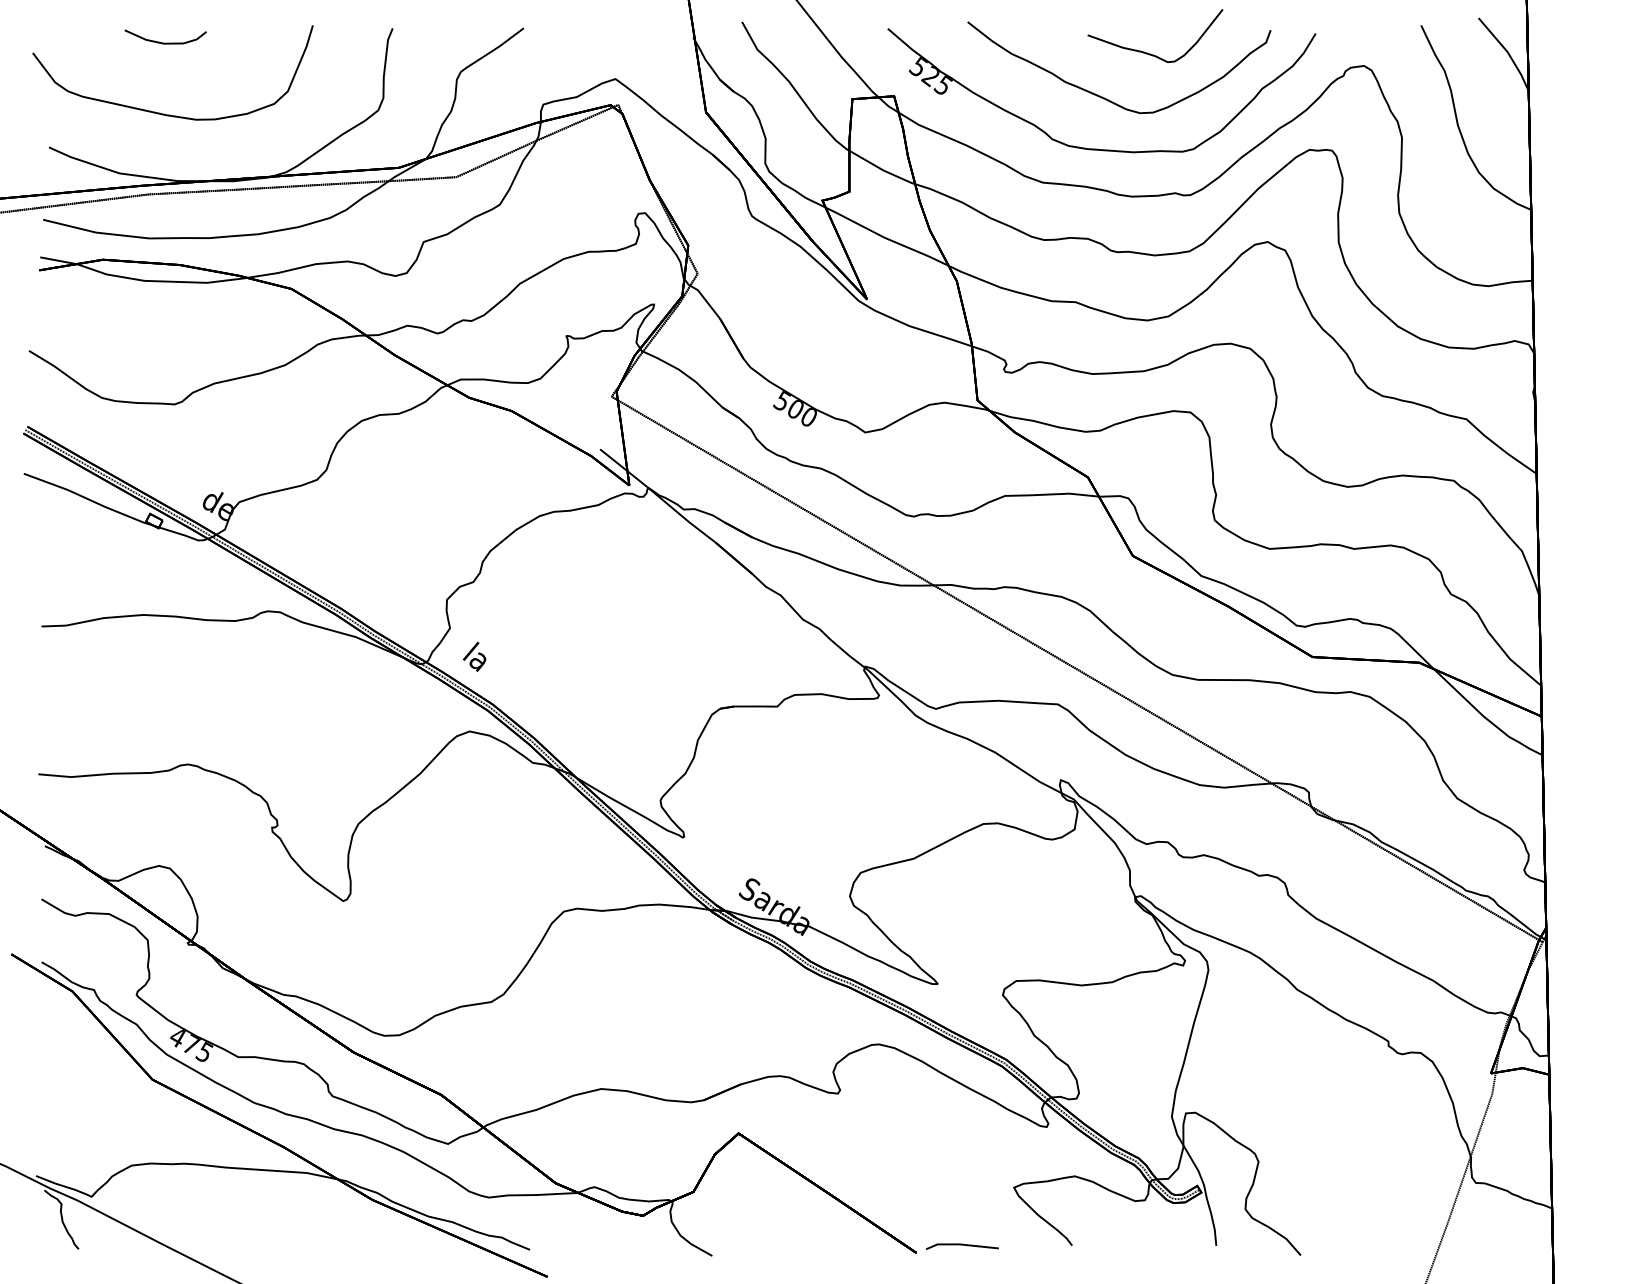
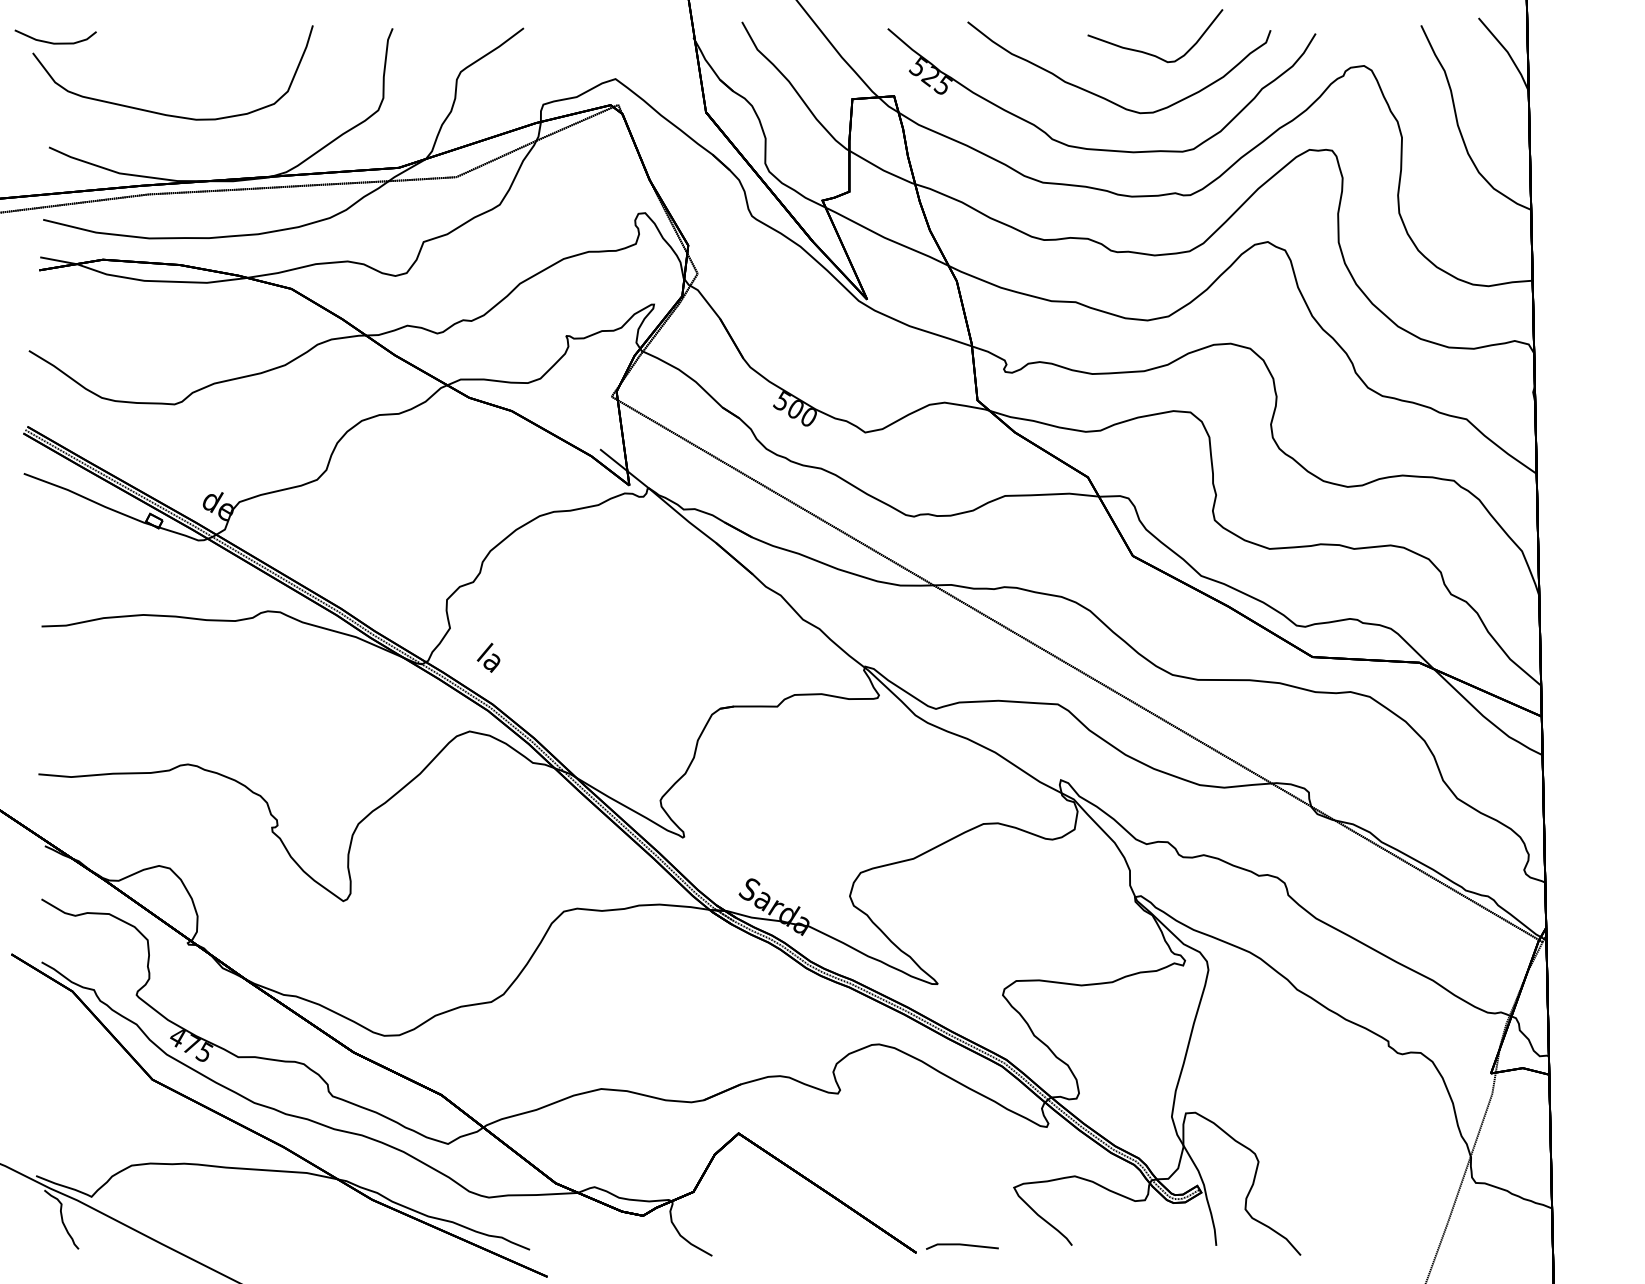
part position: (165, 36) -> (55, 36) (55, 36)
text position: (474, 656) -> (488, 657) (488, 657)
